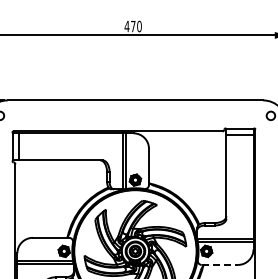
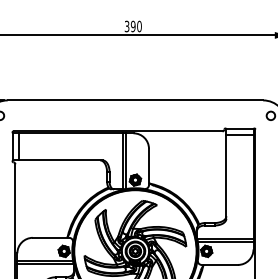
text: 470 -> 390 (129, 26)
line: dashed -> solid (220, 264)
